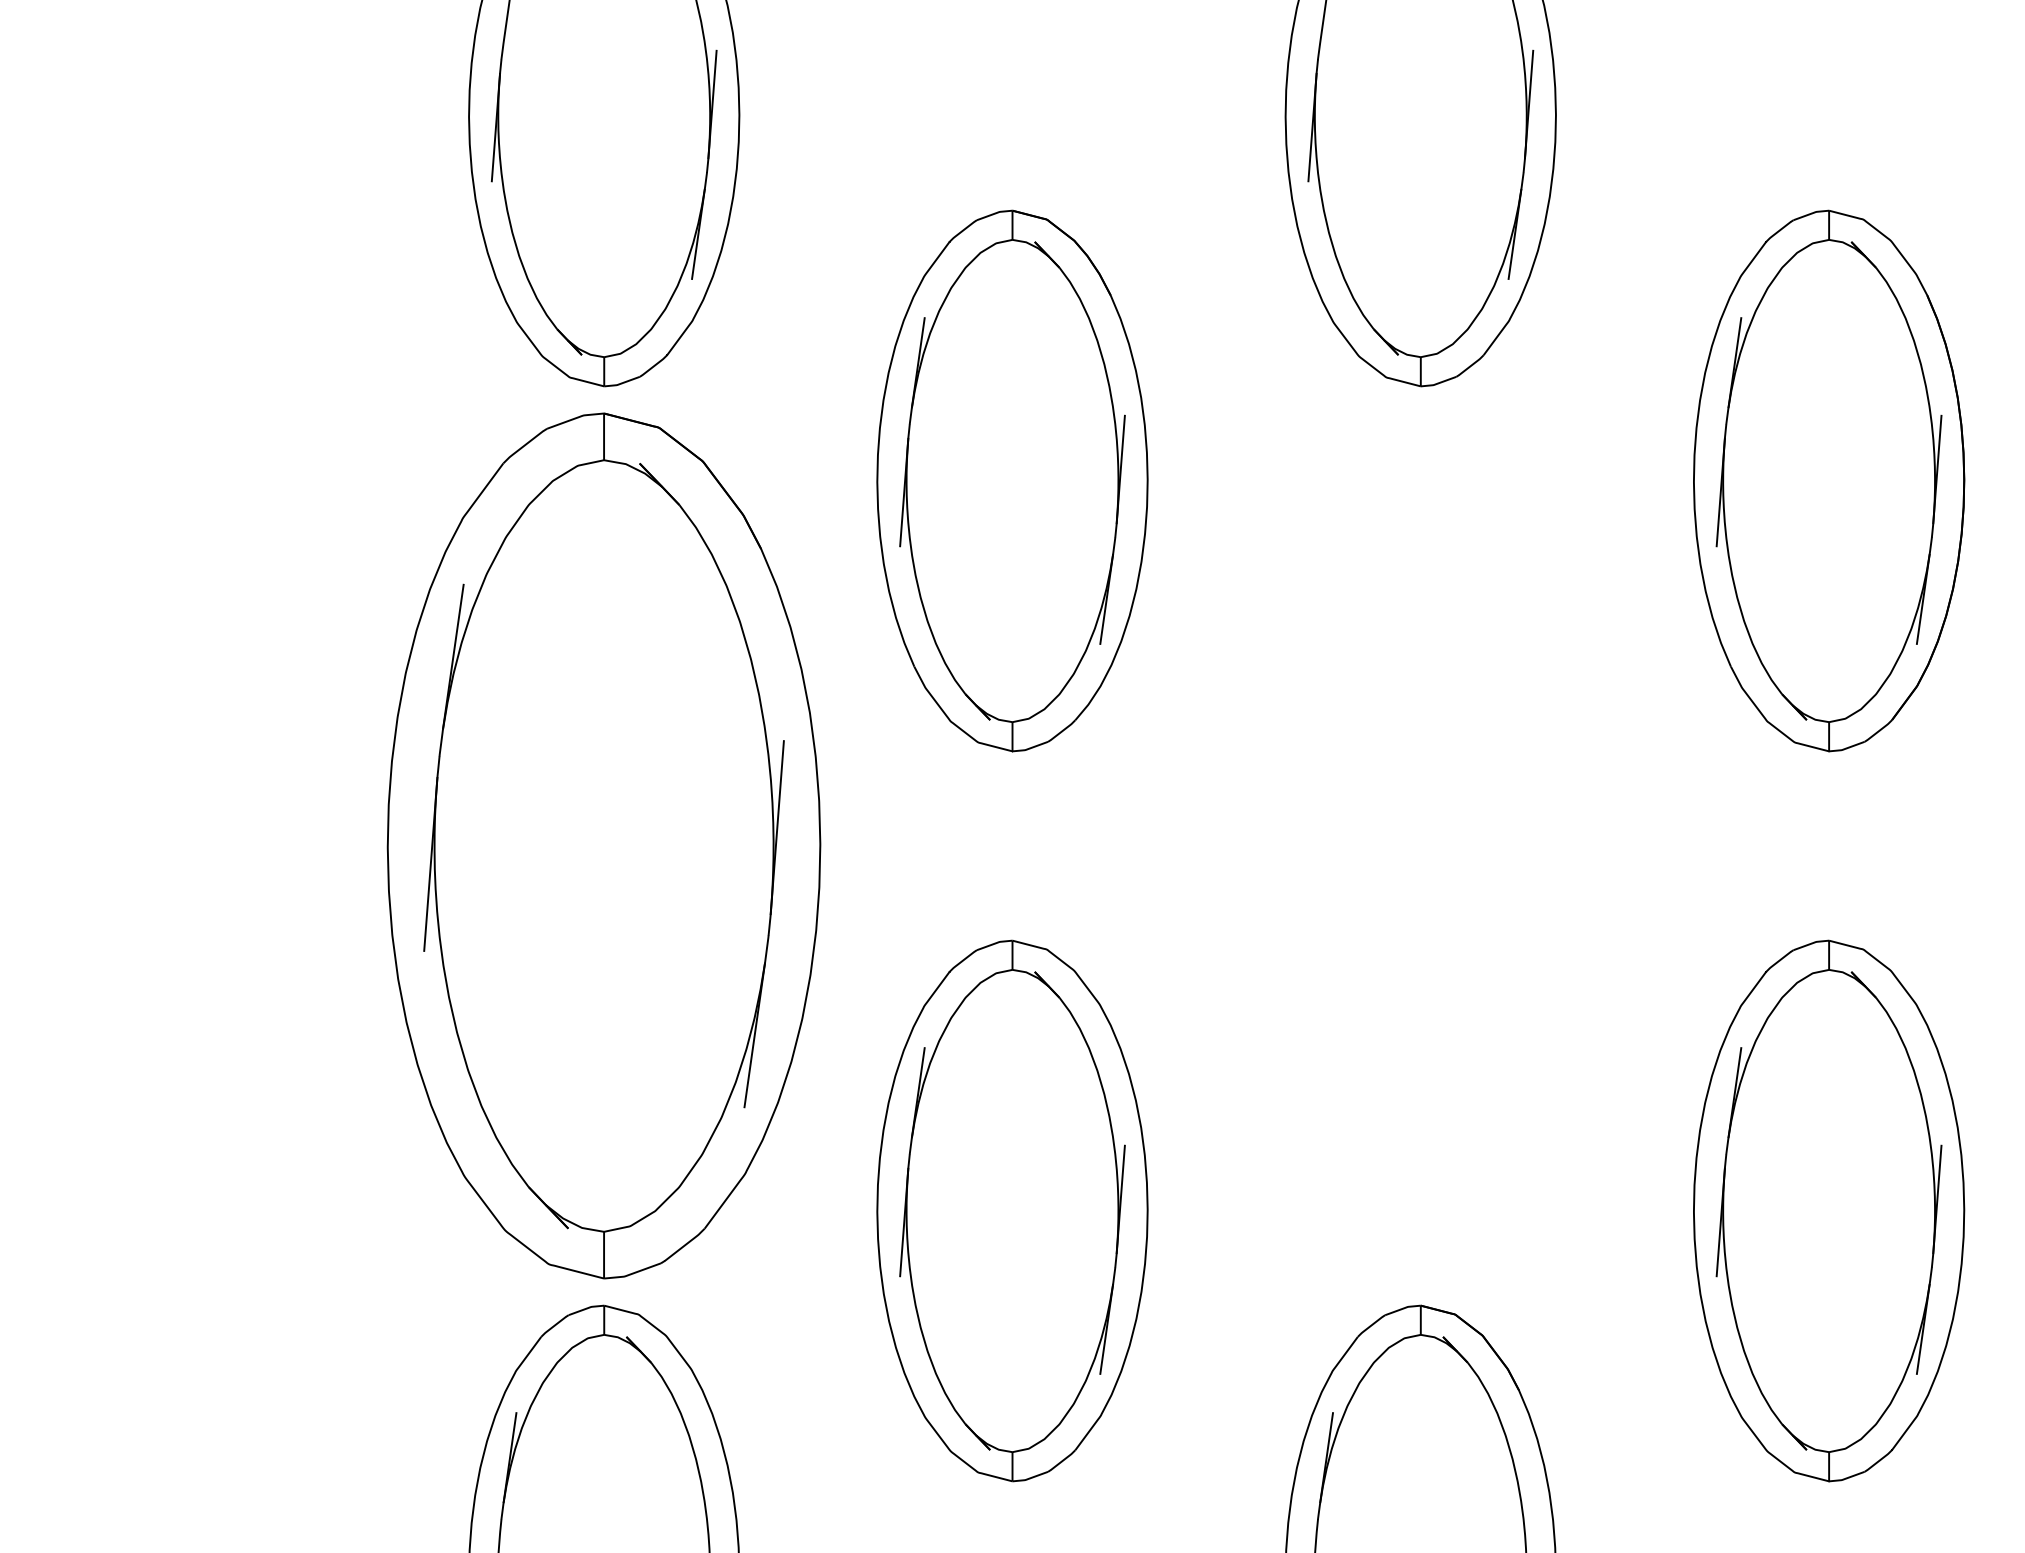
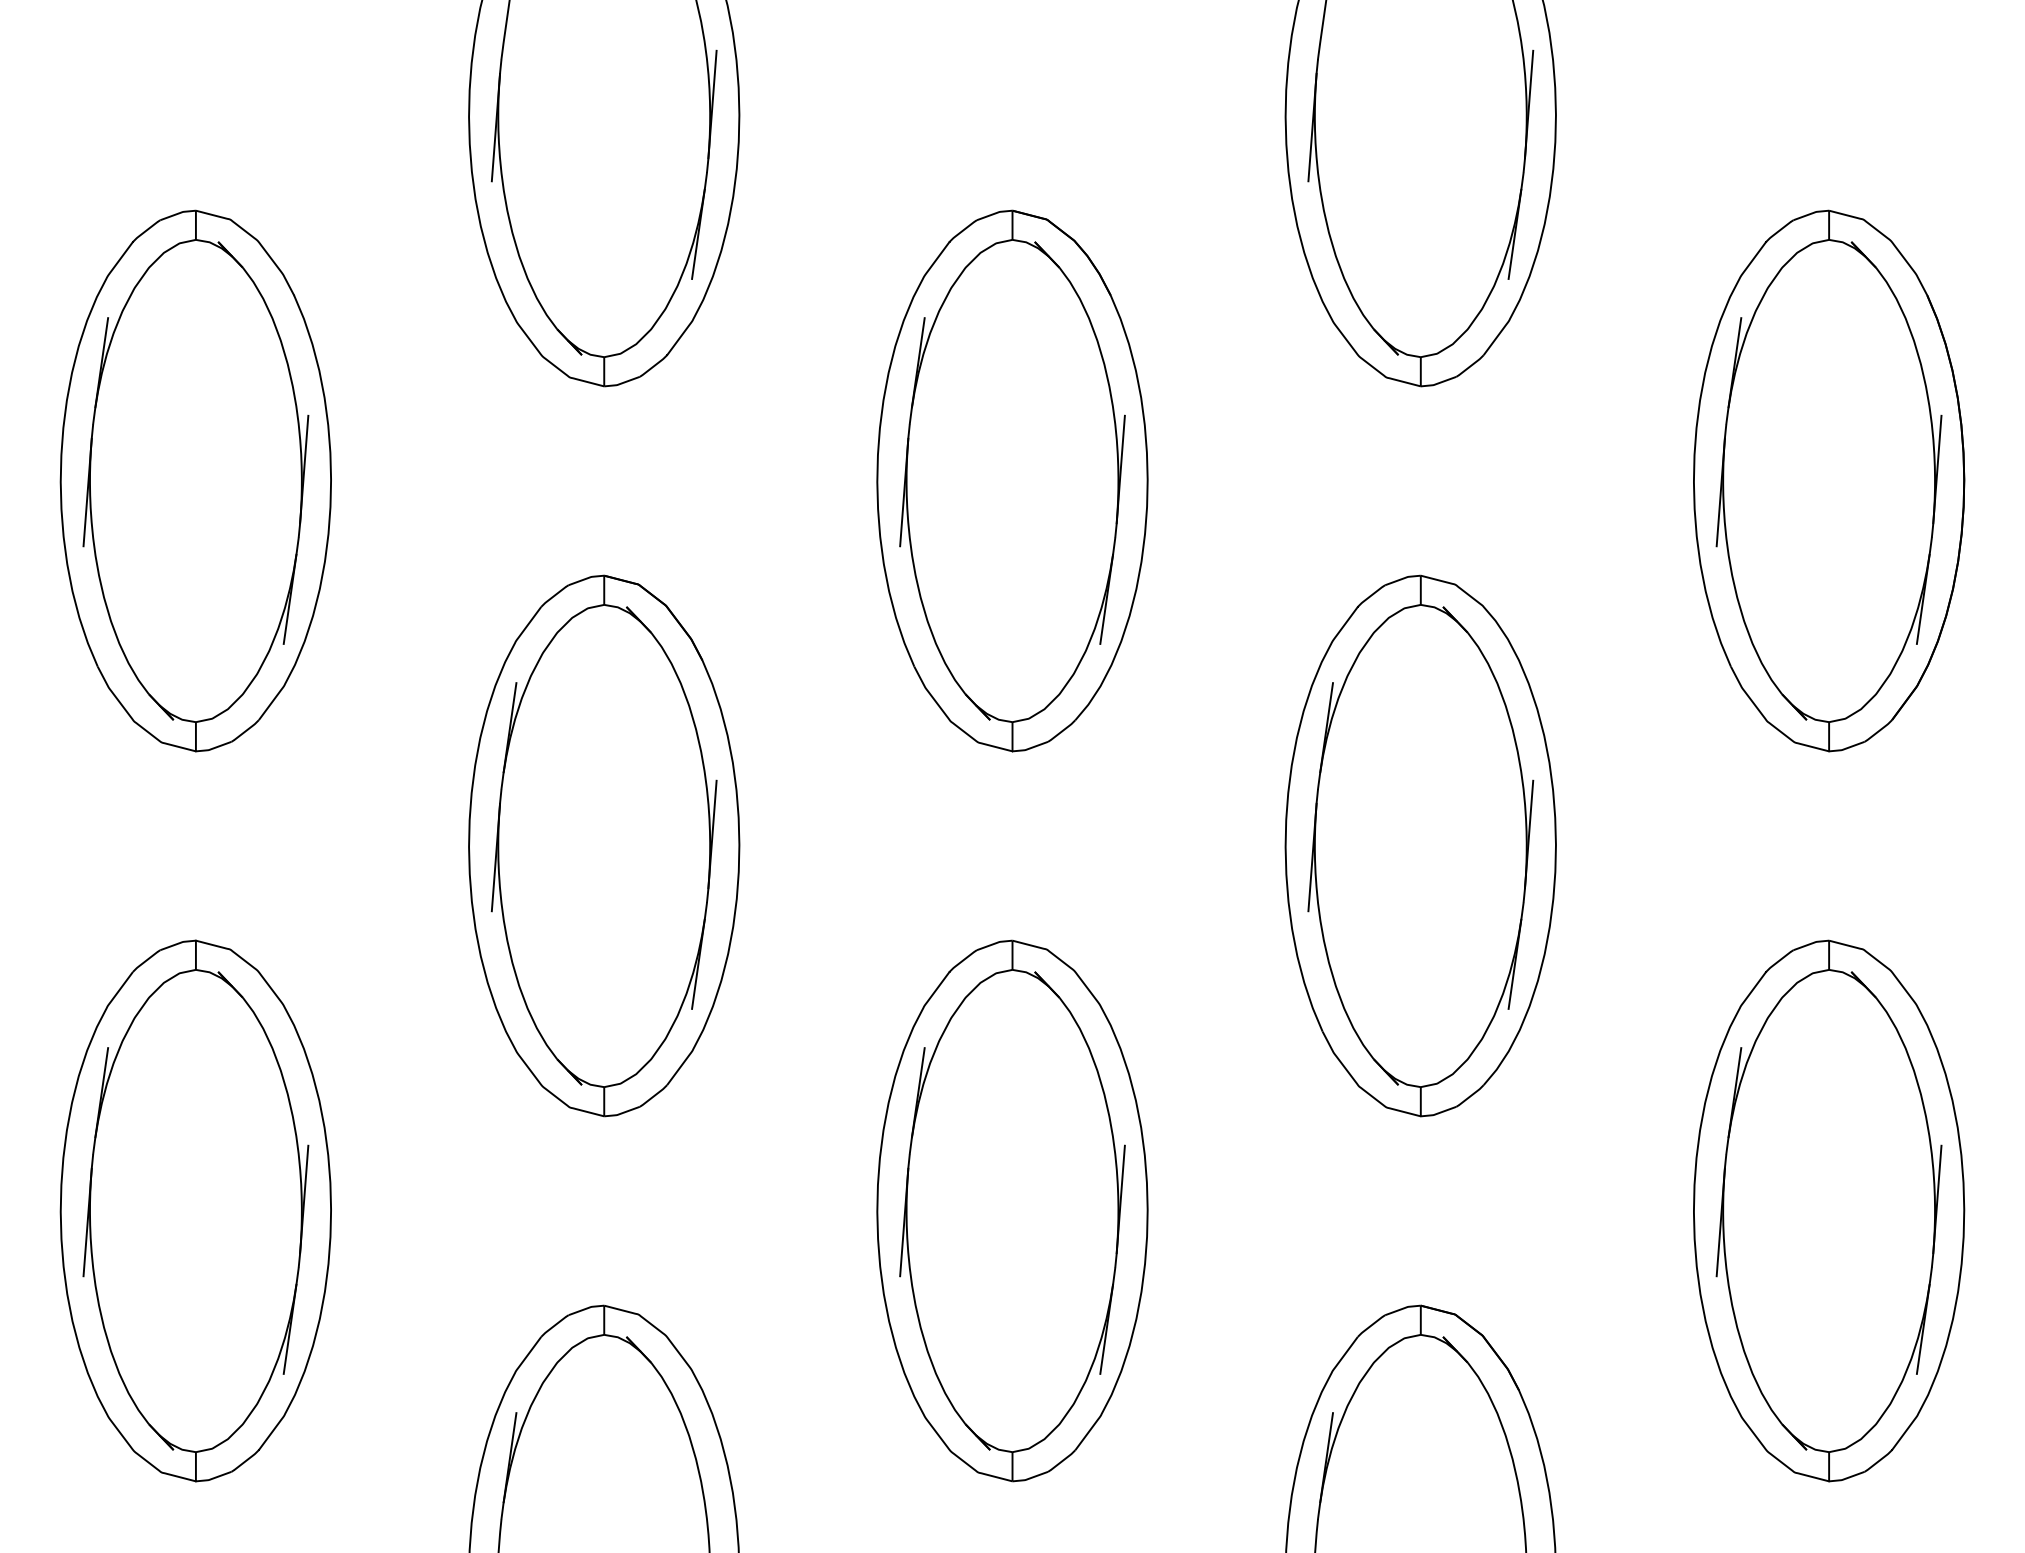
part: none -> present (195, 480)
part size: 436x868 px -> 273x544 px (604, 845)
part: none -> present (1420, 845)
part: none -> present (195, 1210)
